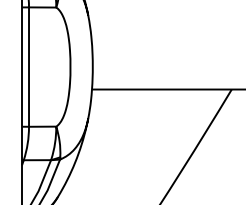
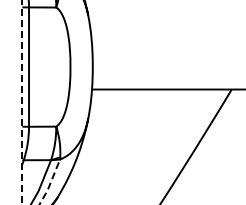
line: solid -> dashed (22, 102)
line: solid -> dashed (50, 182)
